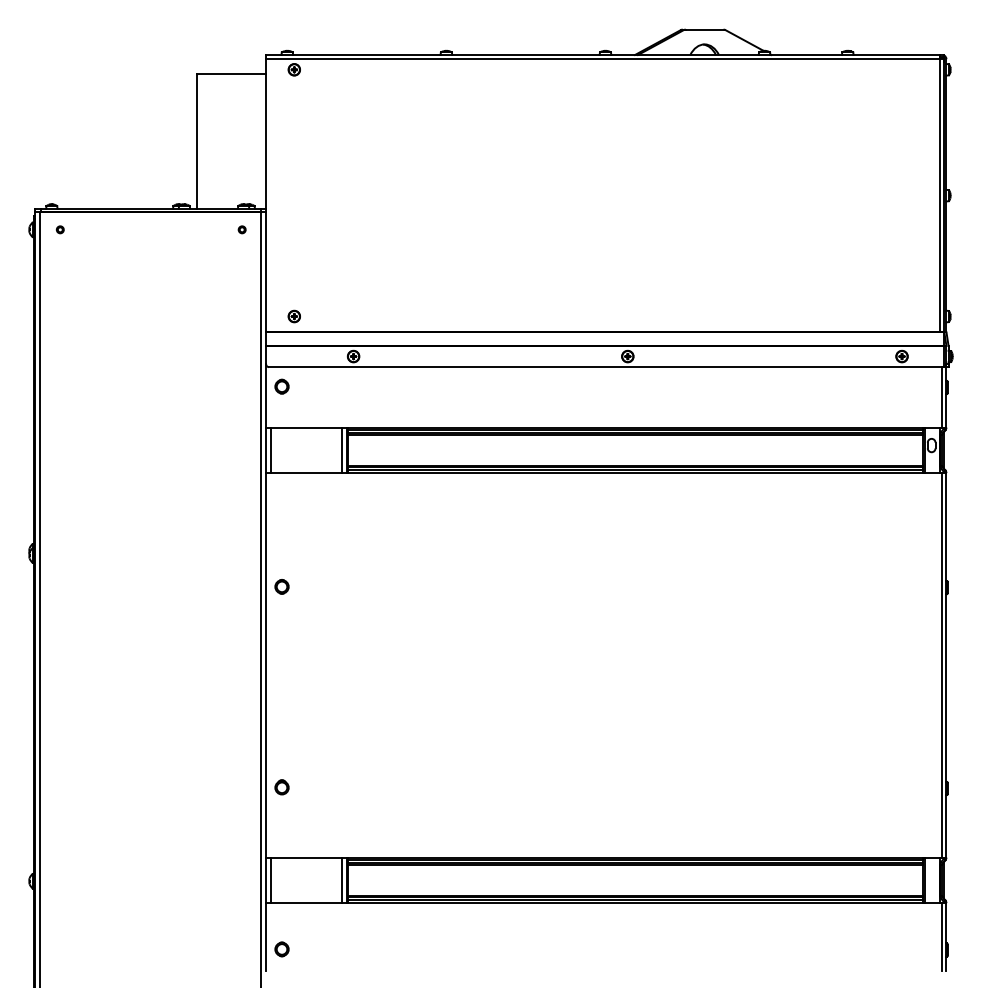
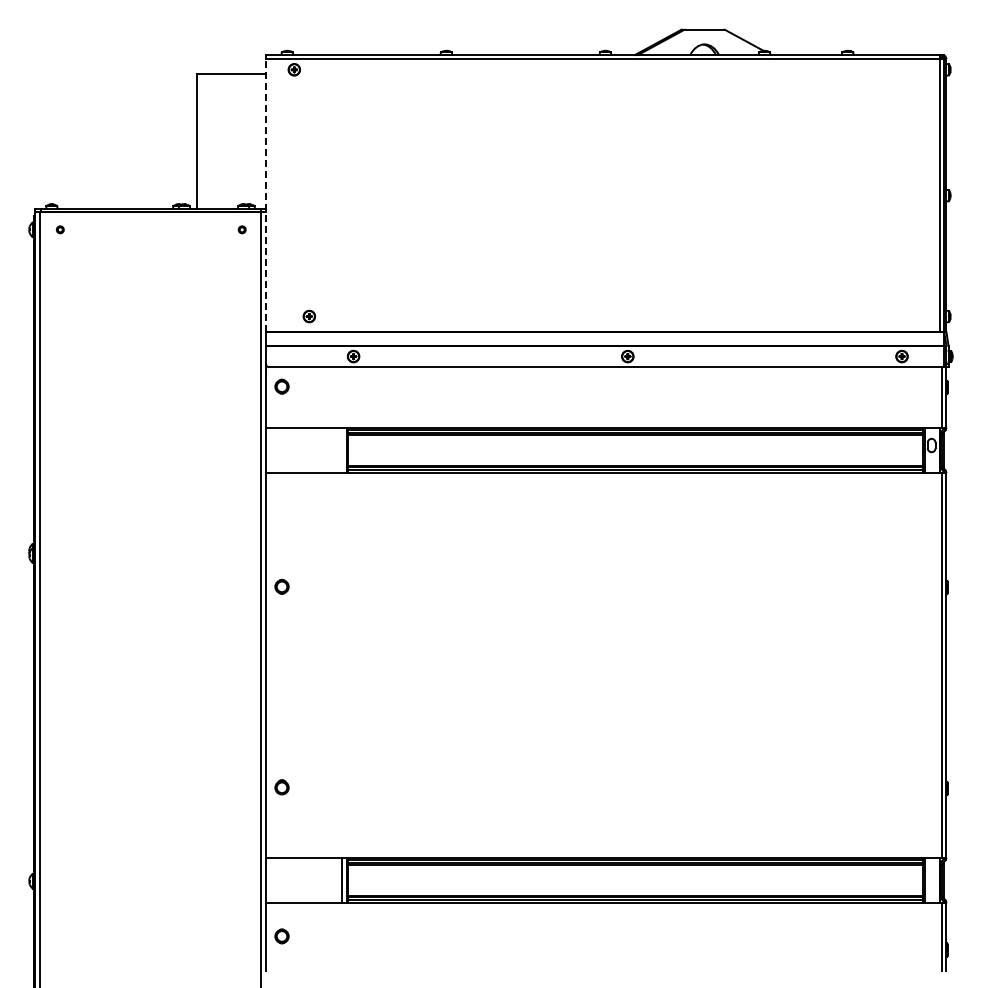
line: solid -> dashed (266, 195)
part position: (293, 316) -> (308, 316) (308, 316)
line: present -> none (270, 450)
line: present -> none (341, 450)
line: present -> none (270, 880)
part position: (281, 949) -> (281, 936) (281, 936)
